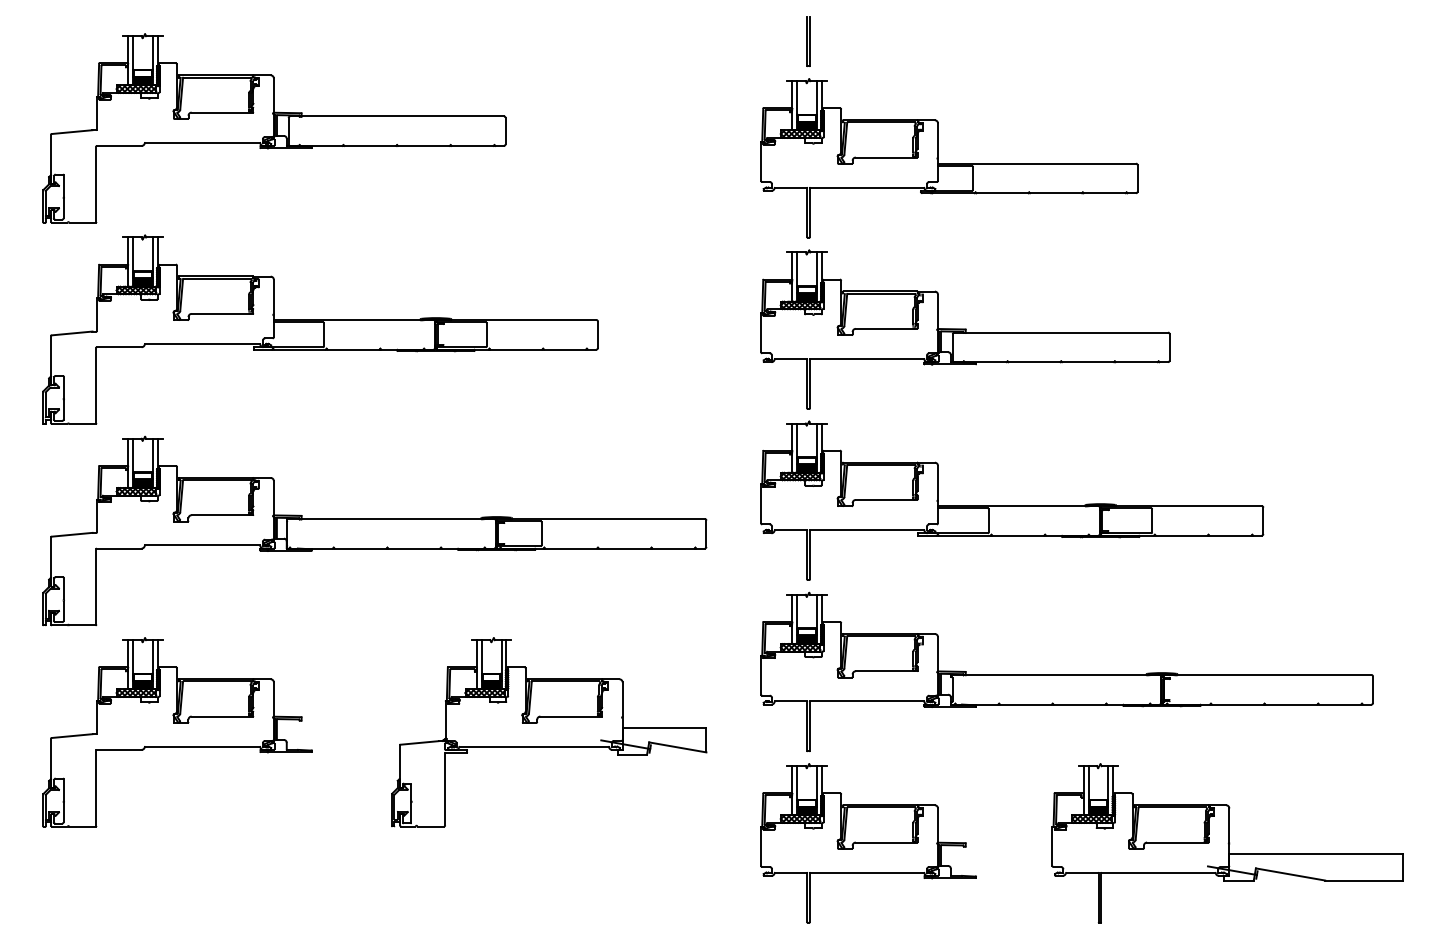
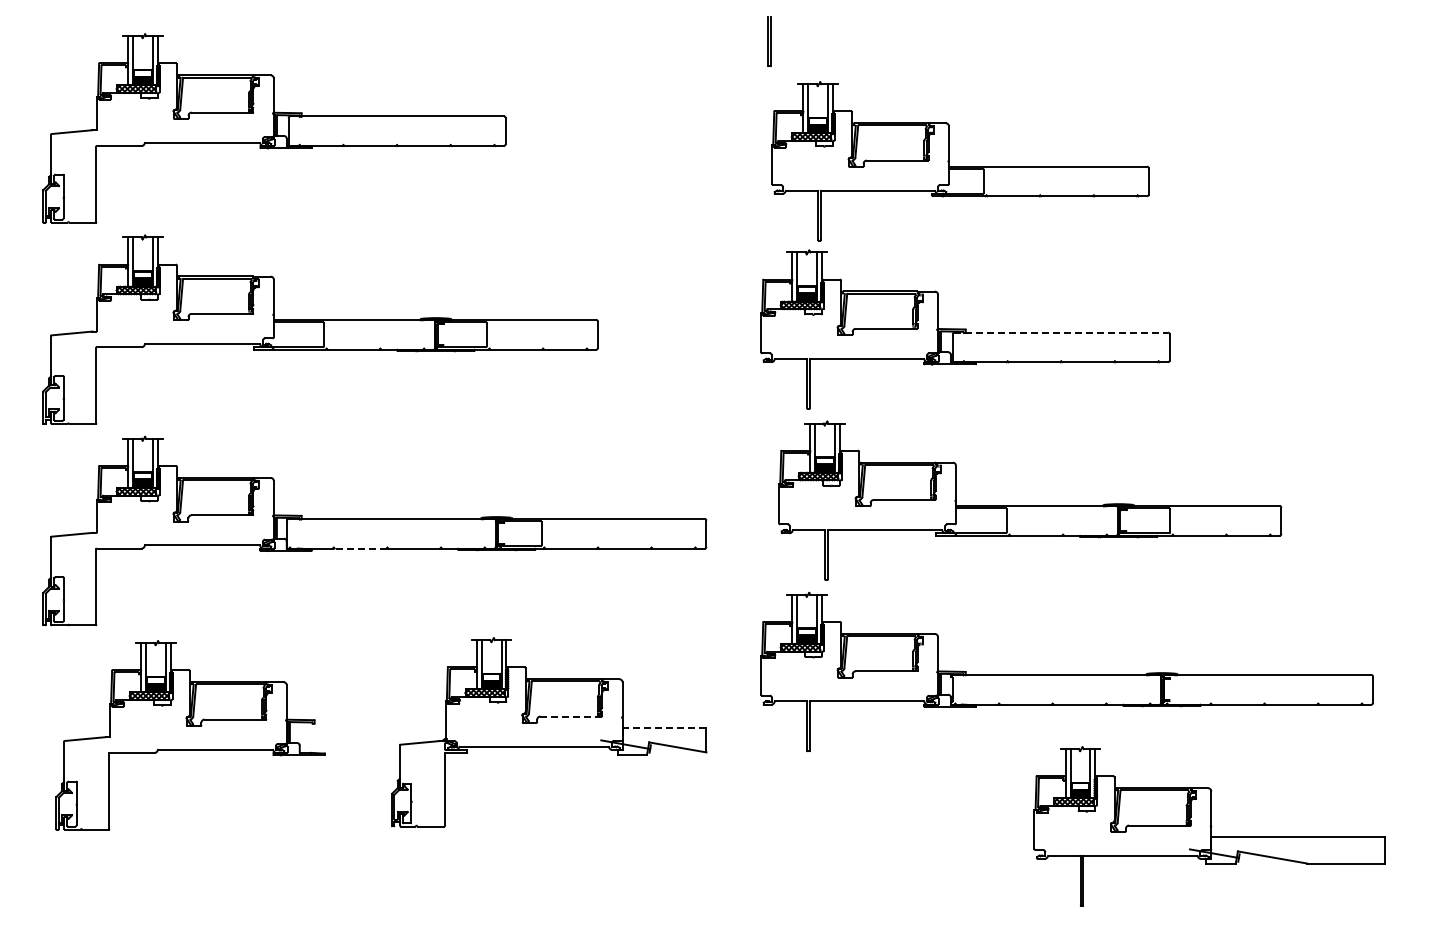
line position: (807, 41) -> (768, 41) (768, 41)
part position: (949, 158) -> (960, 161) (960, 161)
line: solid -> dashed (1061, 332)
part position: (1012, 500) -> (1030, 500) (1030, 500)
line: solid -> dashed (360, 548)
line: solid -> dashed (570, 716)
line: solid -> dashed (664, 728)
part position: (177, 732) -> (190, 735) (190, 735)
part: present -> none (868, 843)
part position: (1227, 843) -> (1209, 826) (1209, 826)
